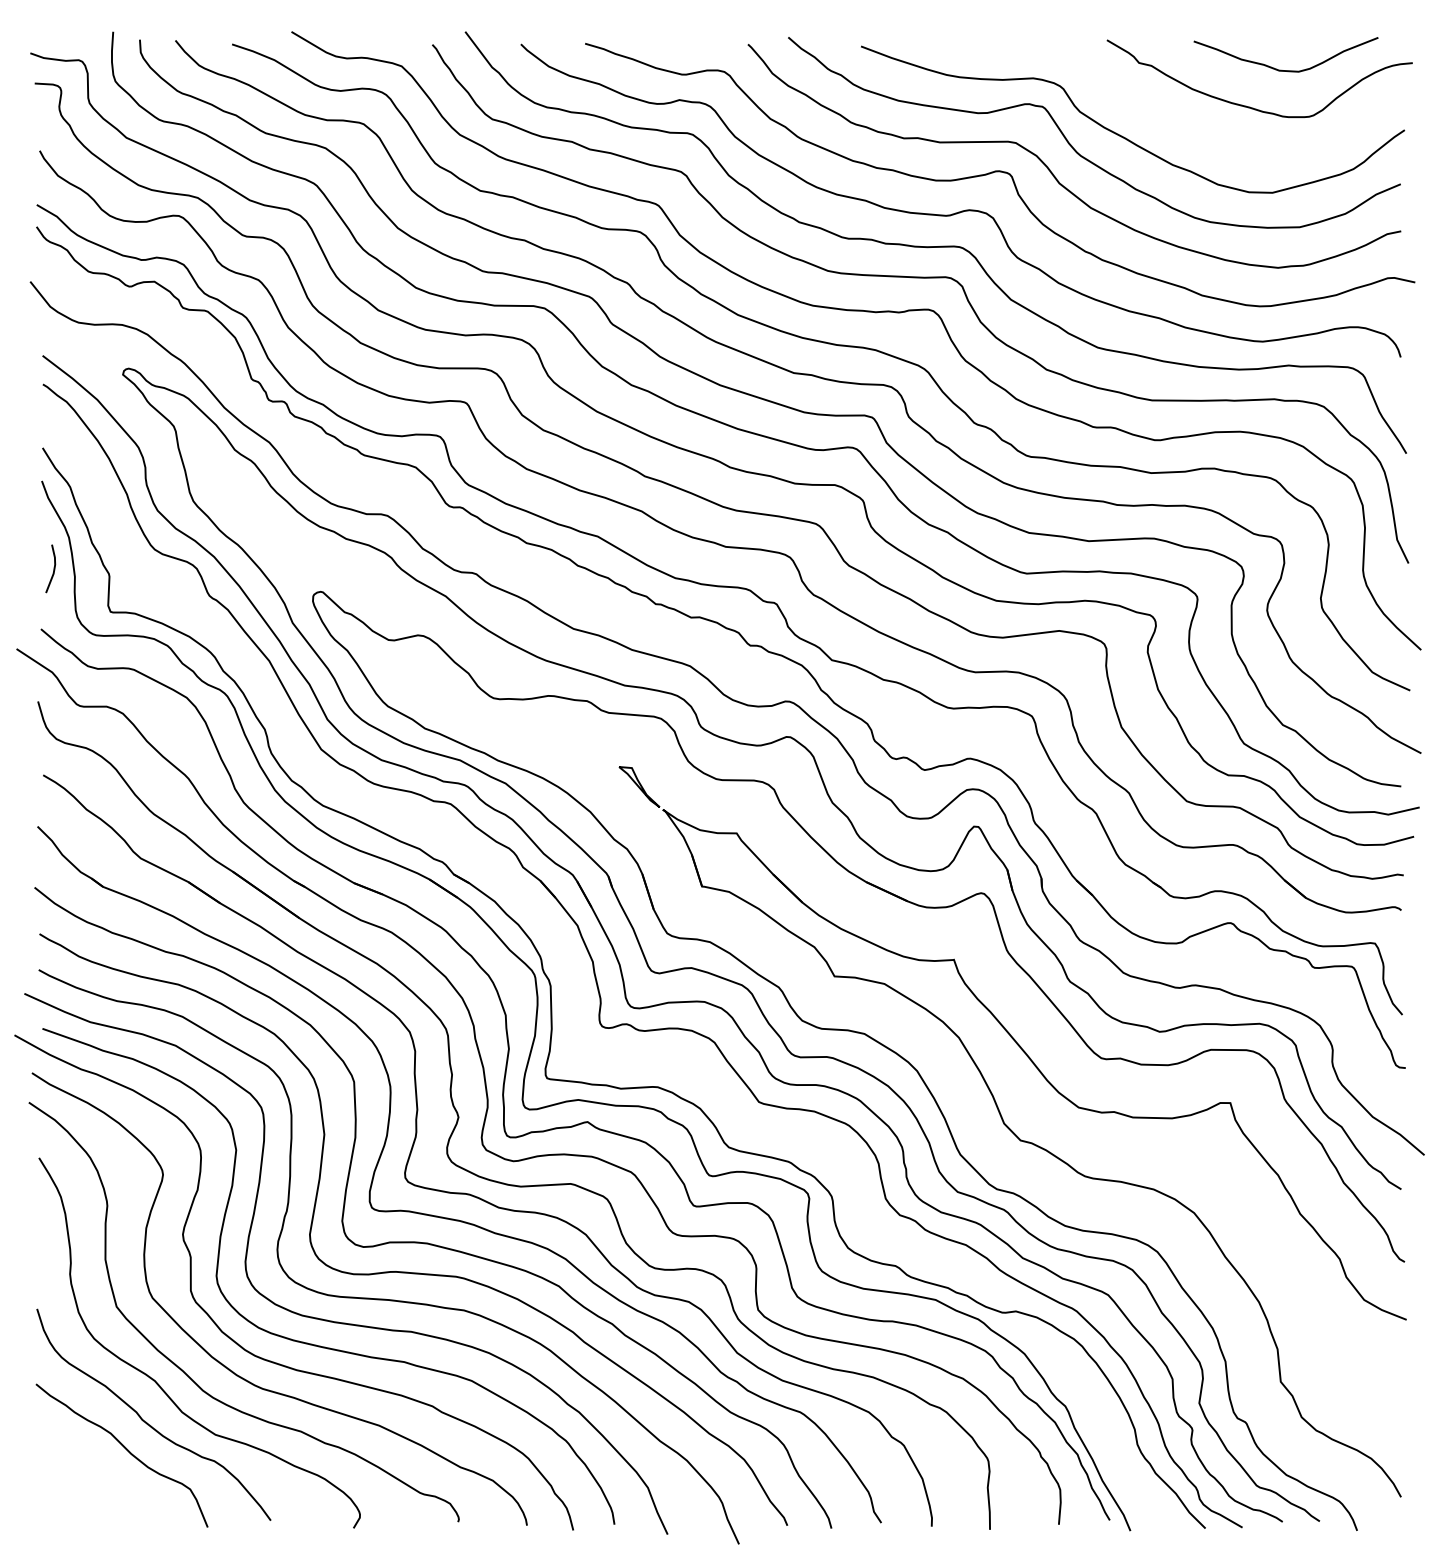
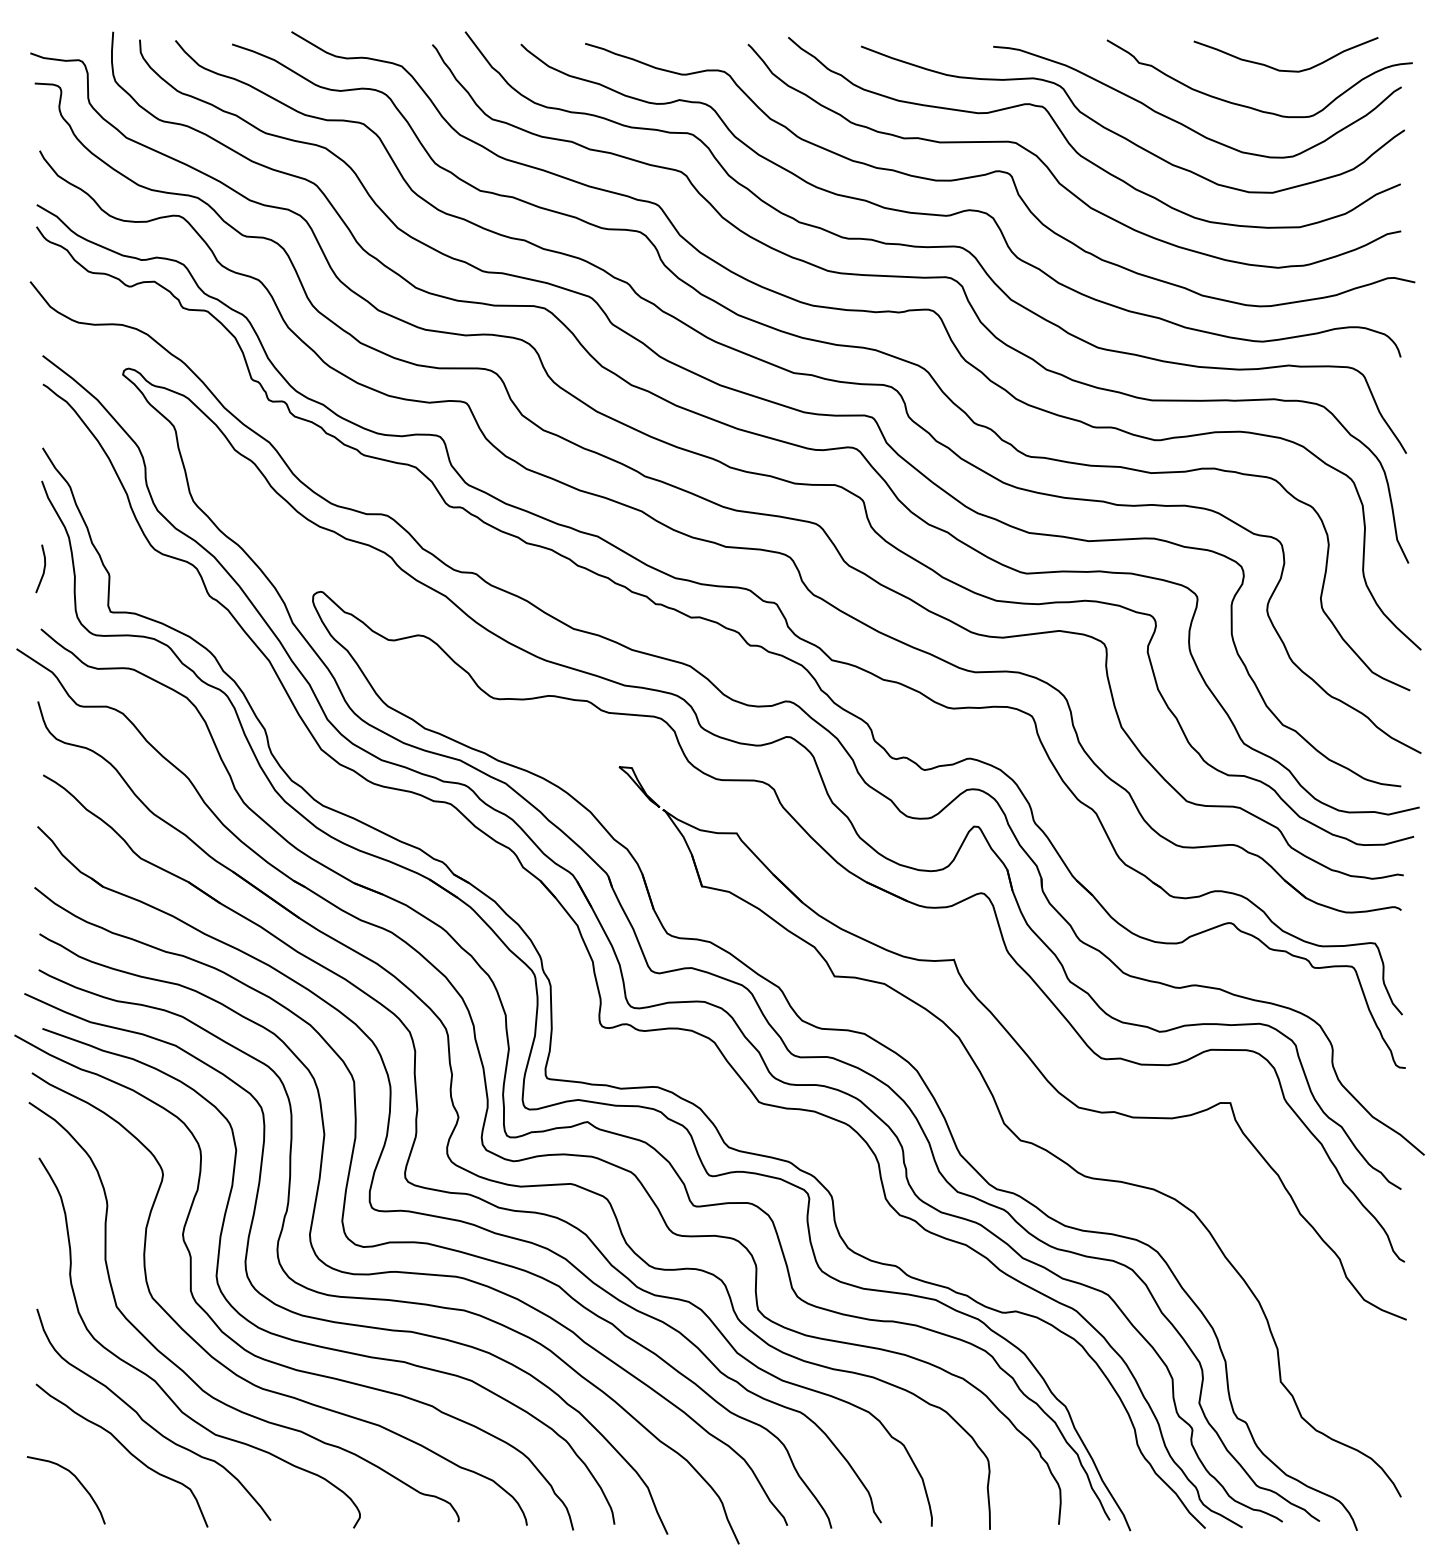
curve: none -> present (1186, 125)
line position: (53, 568) -> (43, 568) (43, 568)
curve: none -> present (76, 1479)
